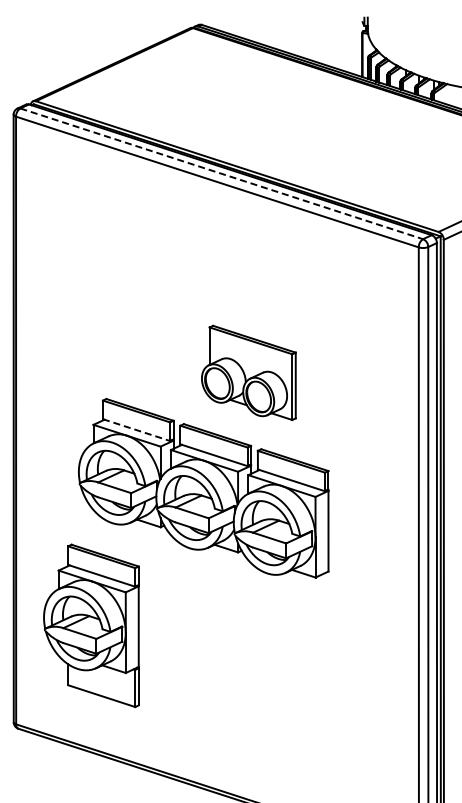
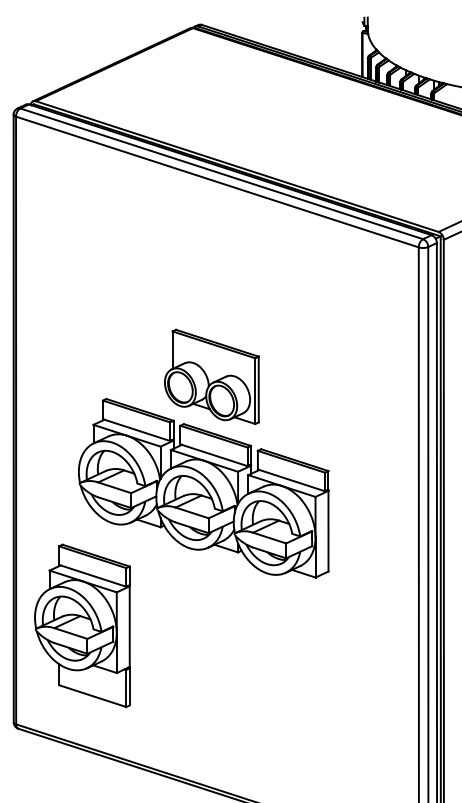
line: dashed -> solid (221, 173)
part position: (248, 372) -> (211, 376) (211, 376)
line: dashed -> solid (137, 430)
part position: (91, 625) -> (82, 625) (82, 625)
